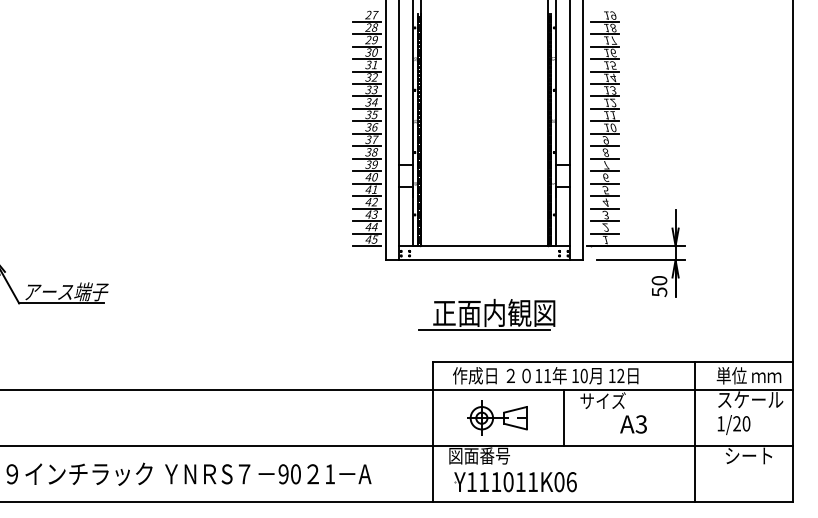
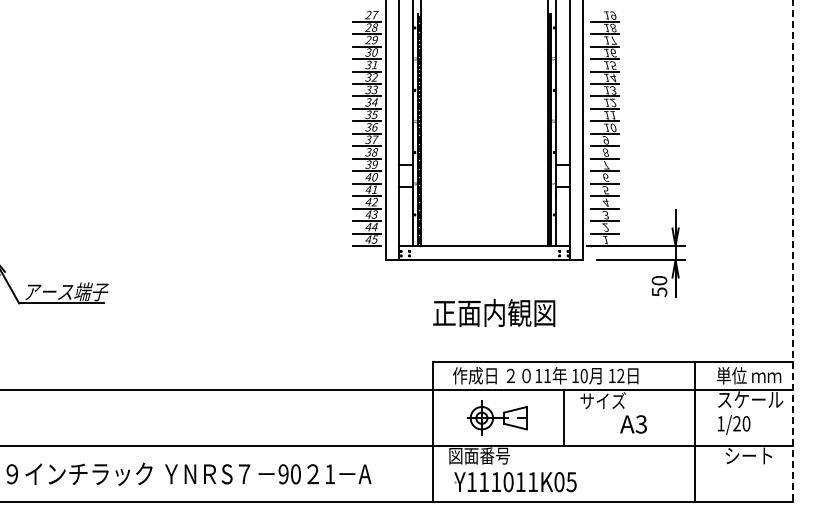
line: solid -> dashed (793, 251)
line: present -> none (484, 330)
text: Y111011K06 -> Y111011K05 (571, 482)
